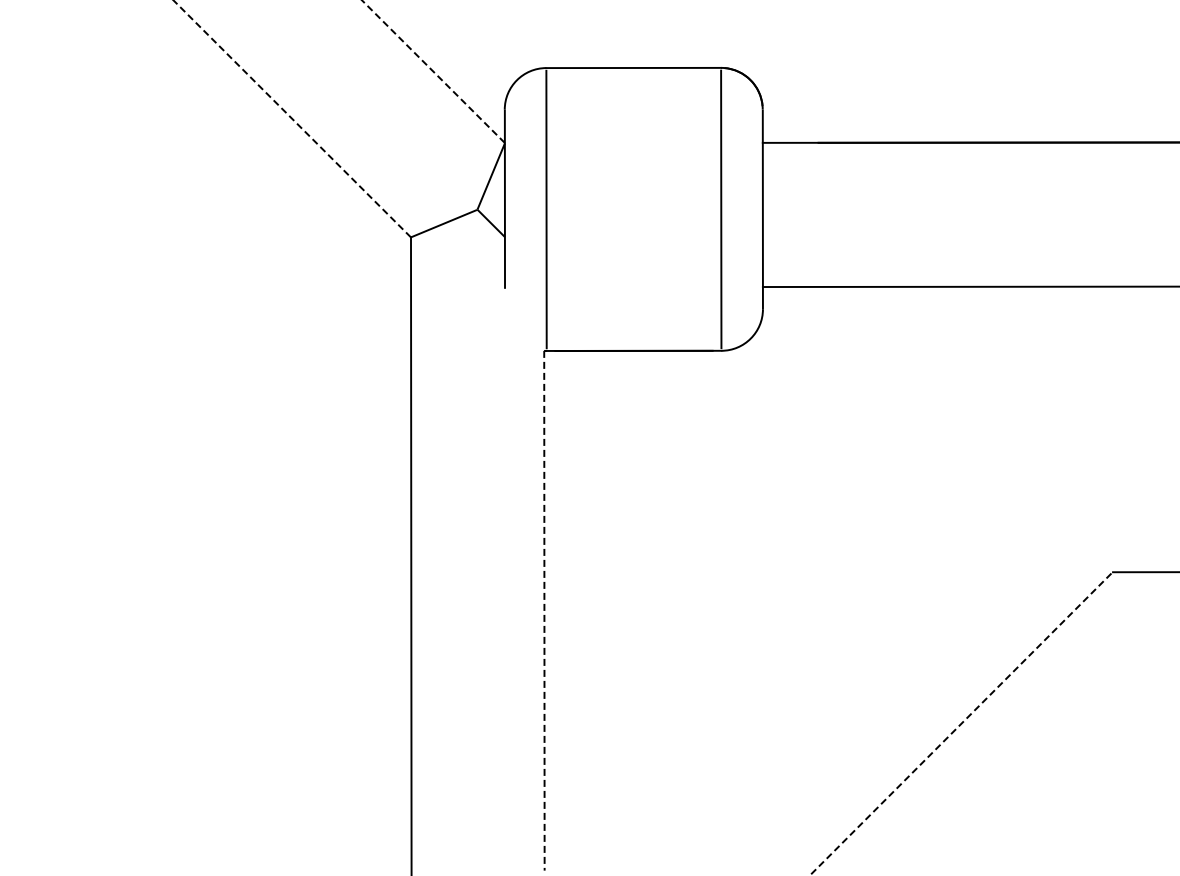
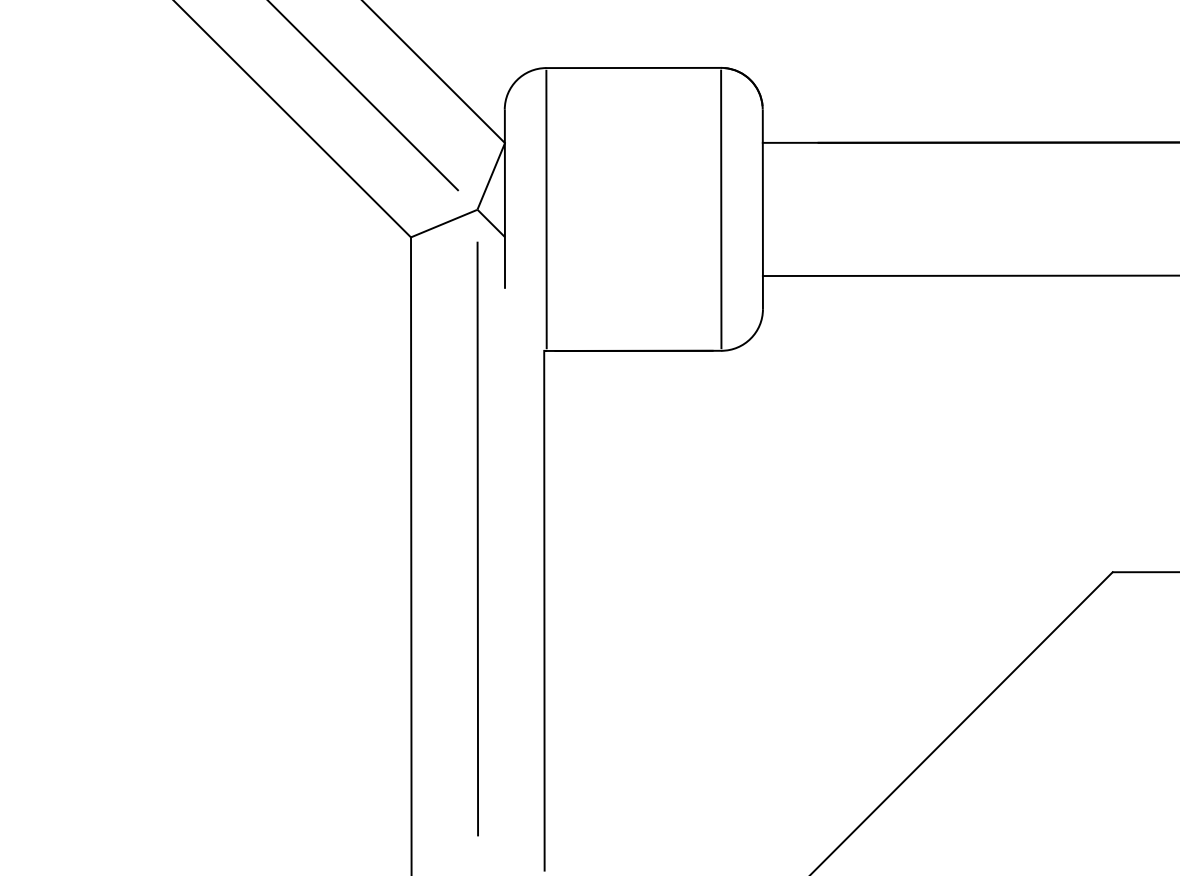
line: dashed -> solid (433, 71)
line: none -> present (363, 96)
line: dashed -> solid (292, 118)
line position: (969, 286) -> (969, 275) (969, 275)
line: none -> present (477, 538)
line: dashed -> solid (544, 610)
line: dashed -> solid (961, 723)
